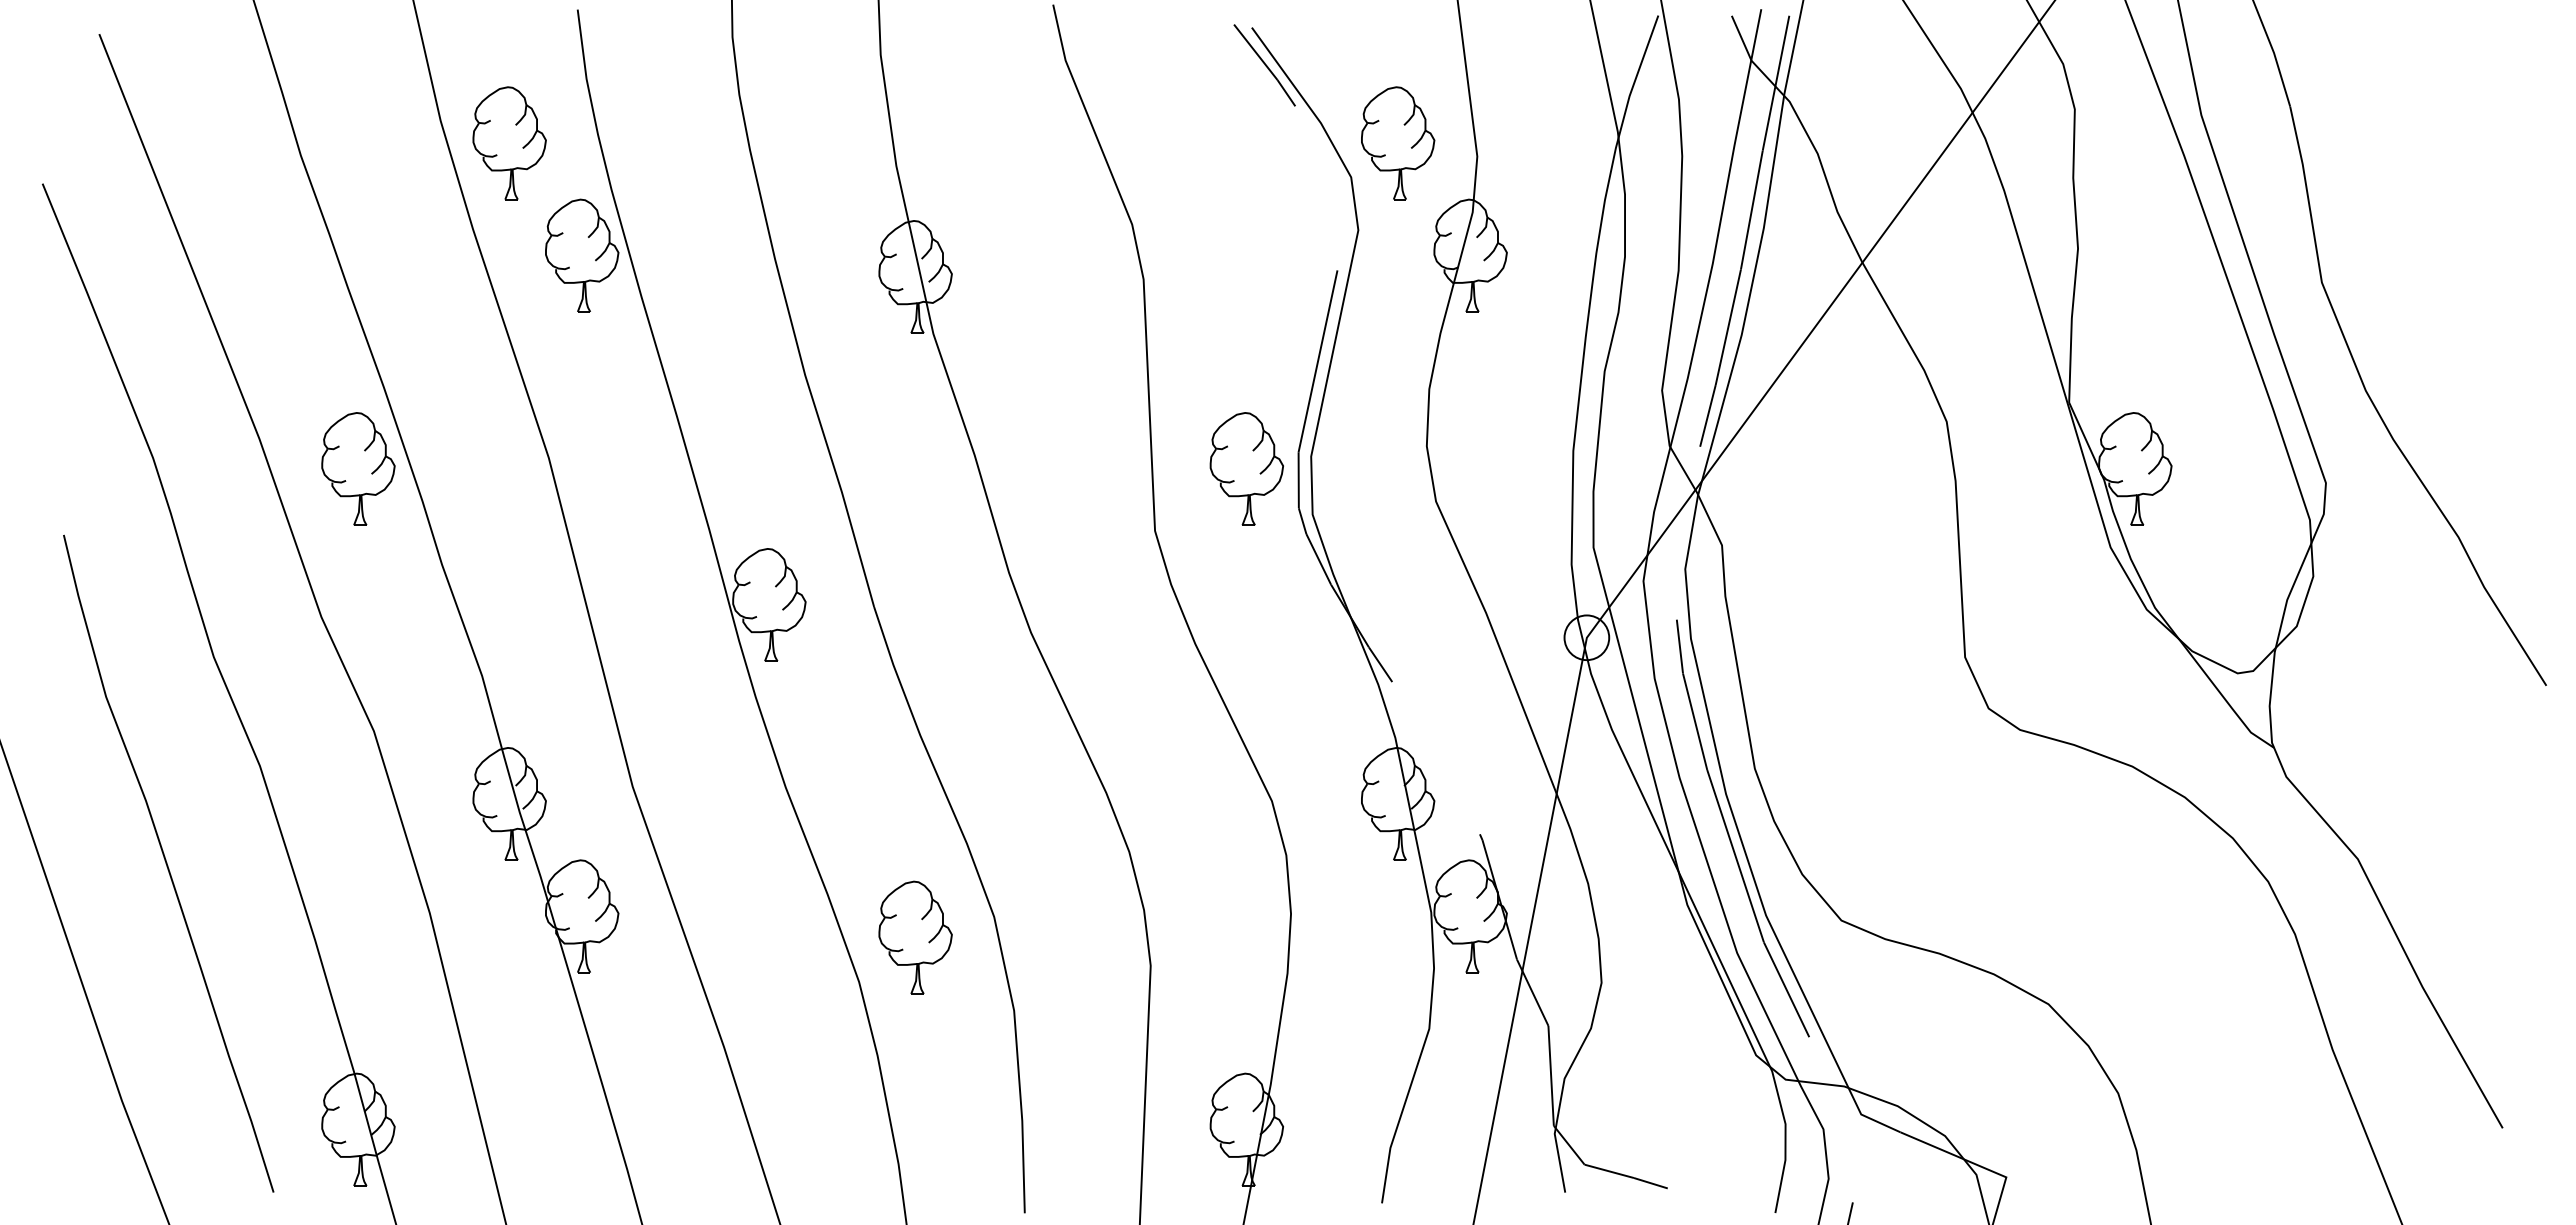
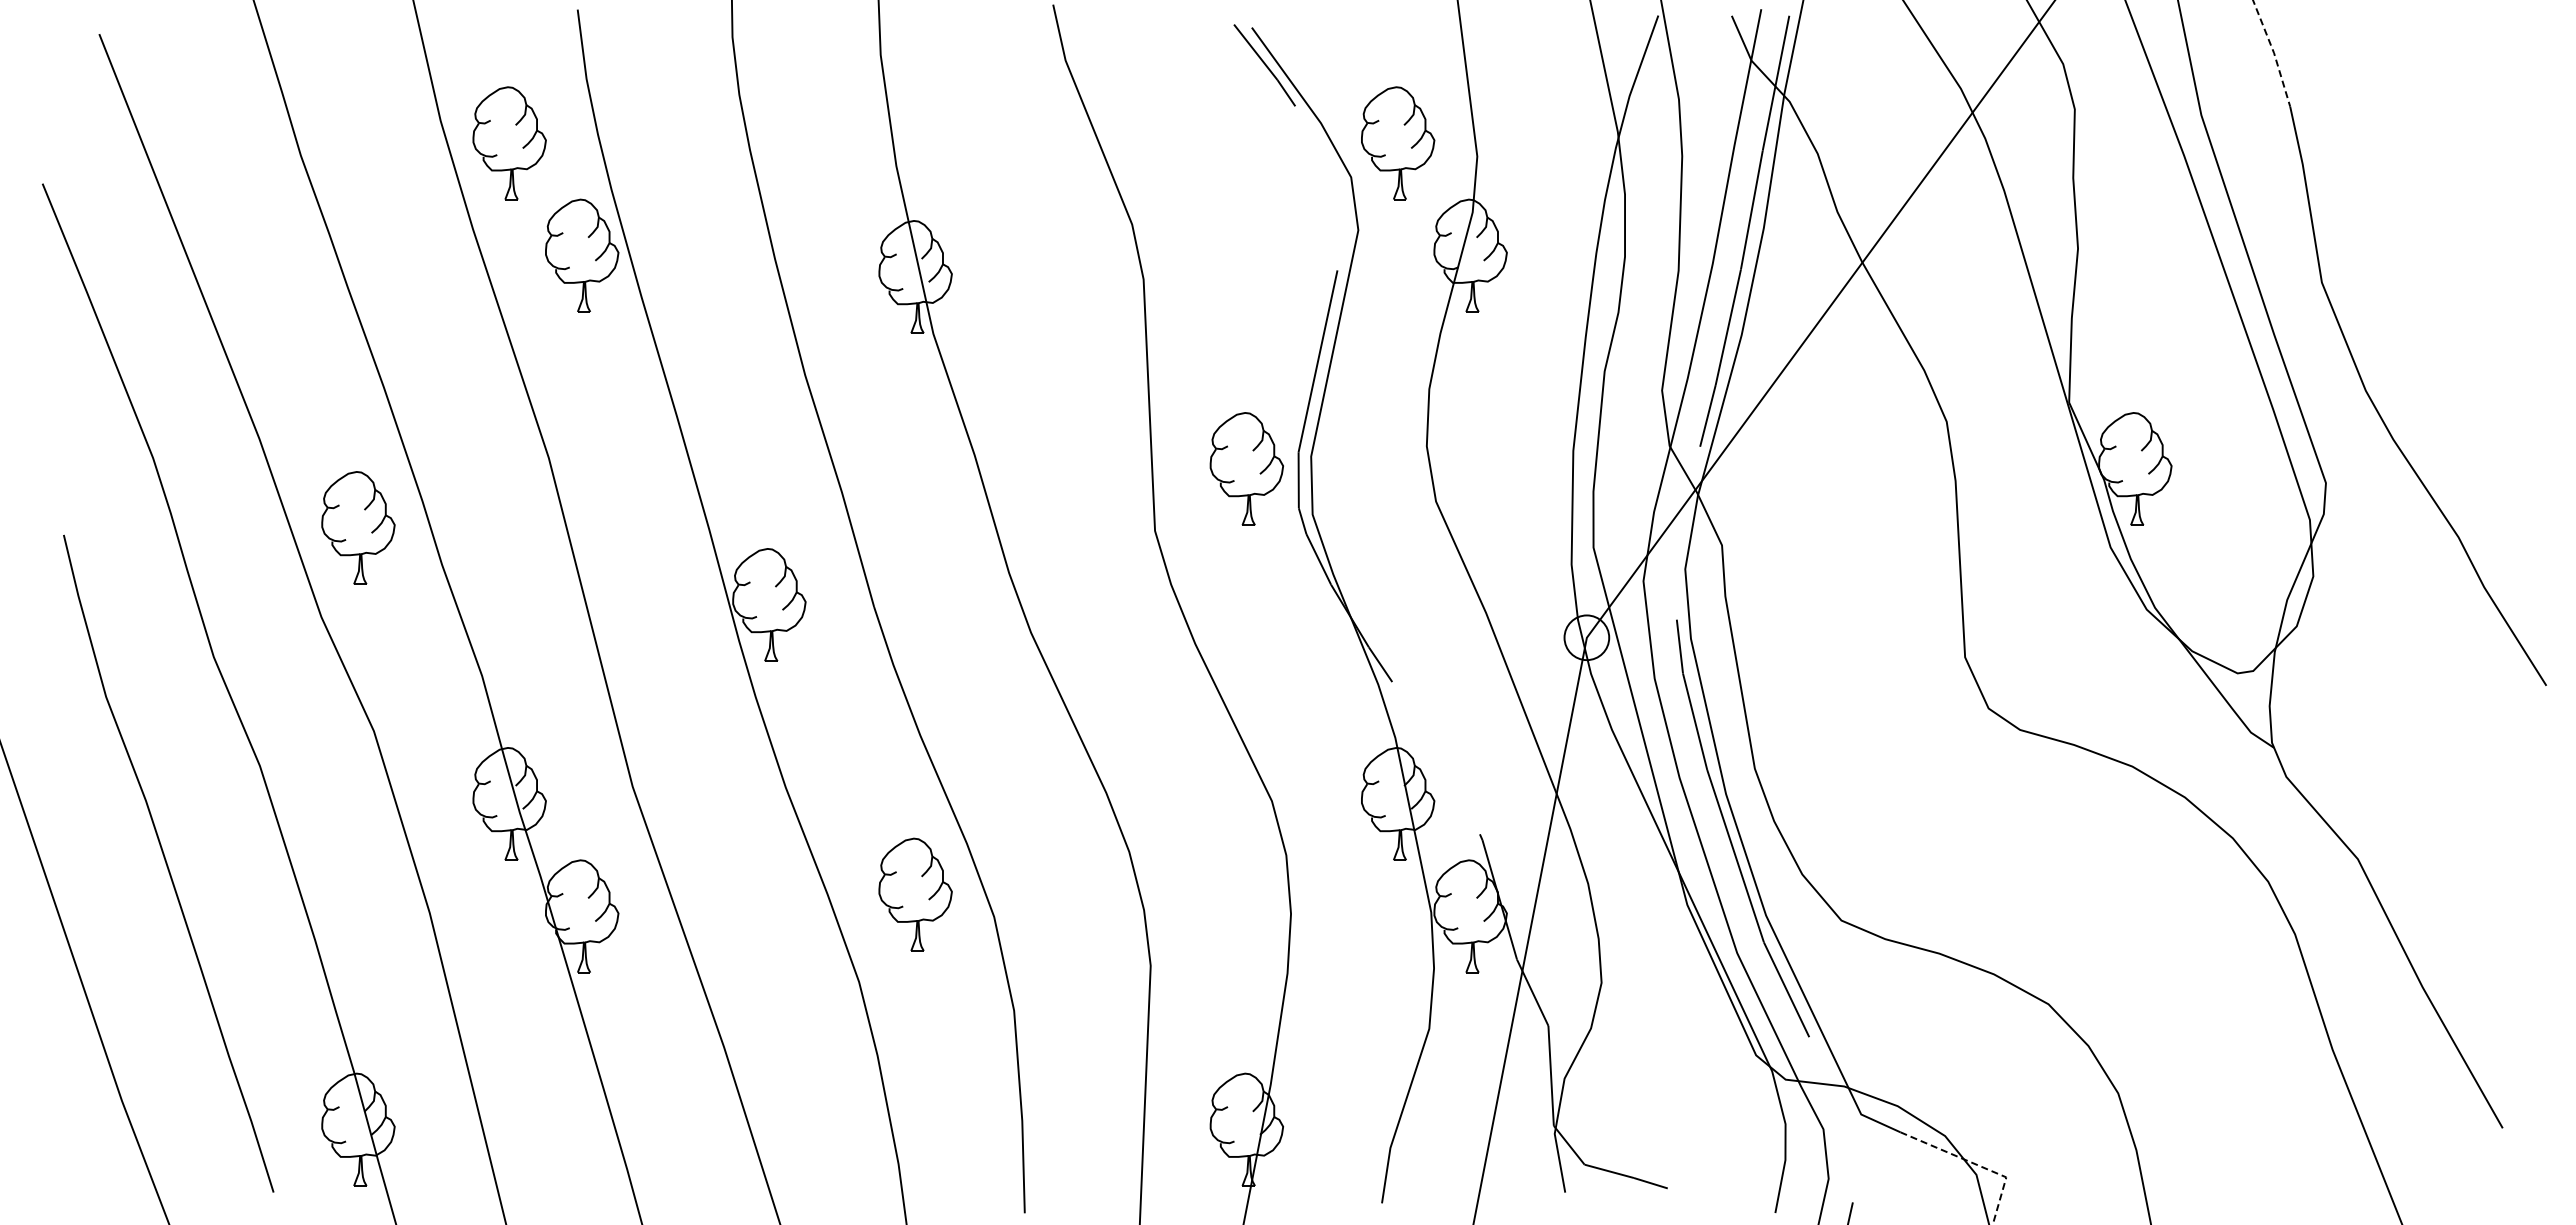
line: solid -> dashed (2274, 53)
part position: (358, 468) -> (358, 527) (358, 527)
part position: (915, 937) -> (915, 894) (915, 894)
line: solid -> dashed (1976, 1164)
